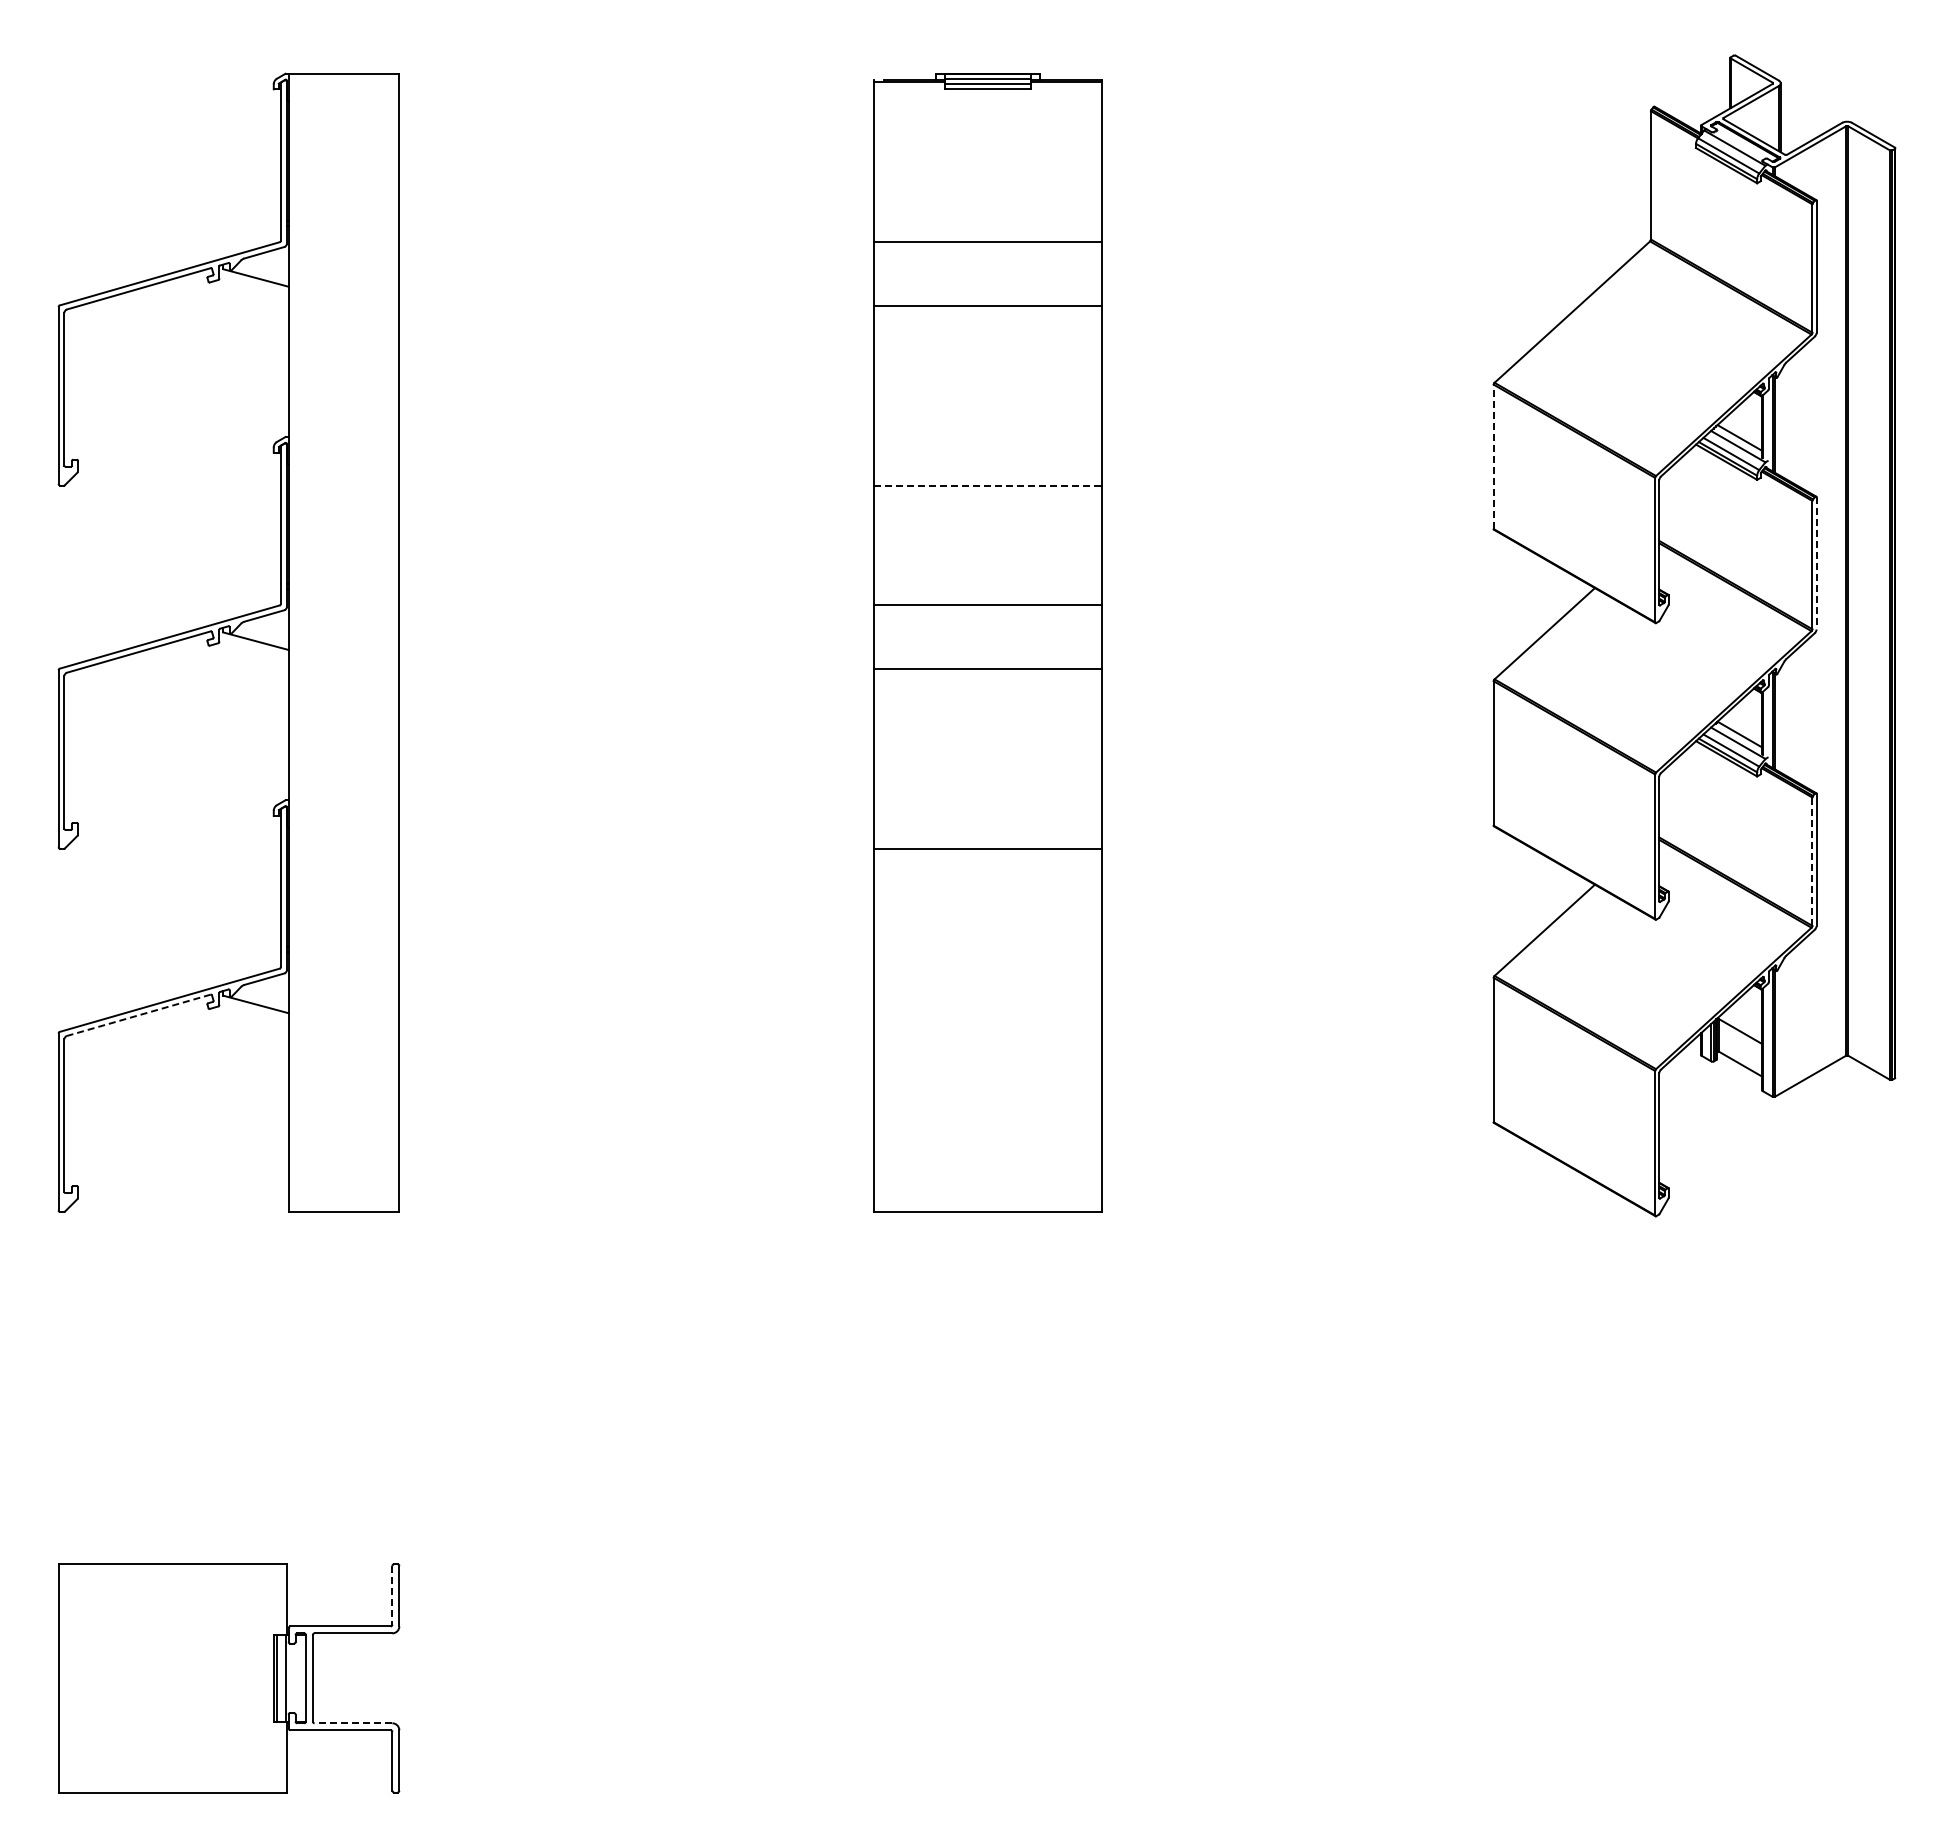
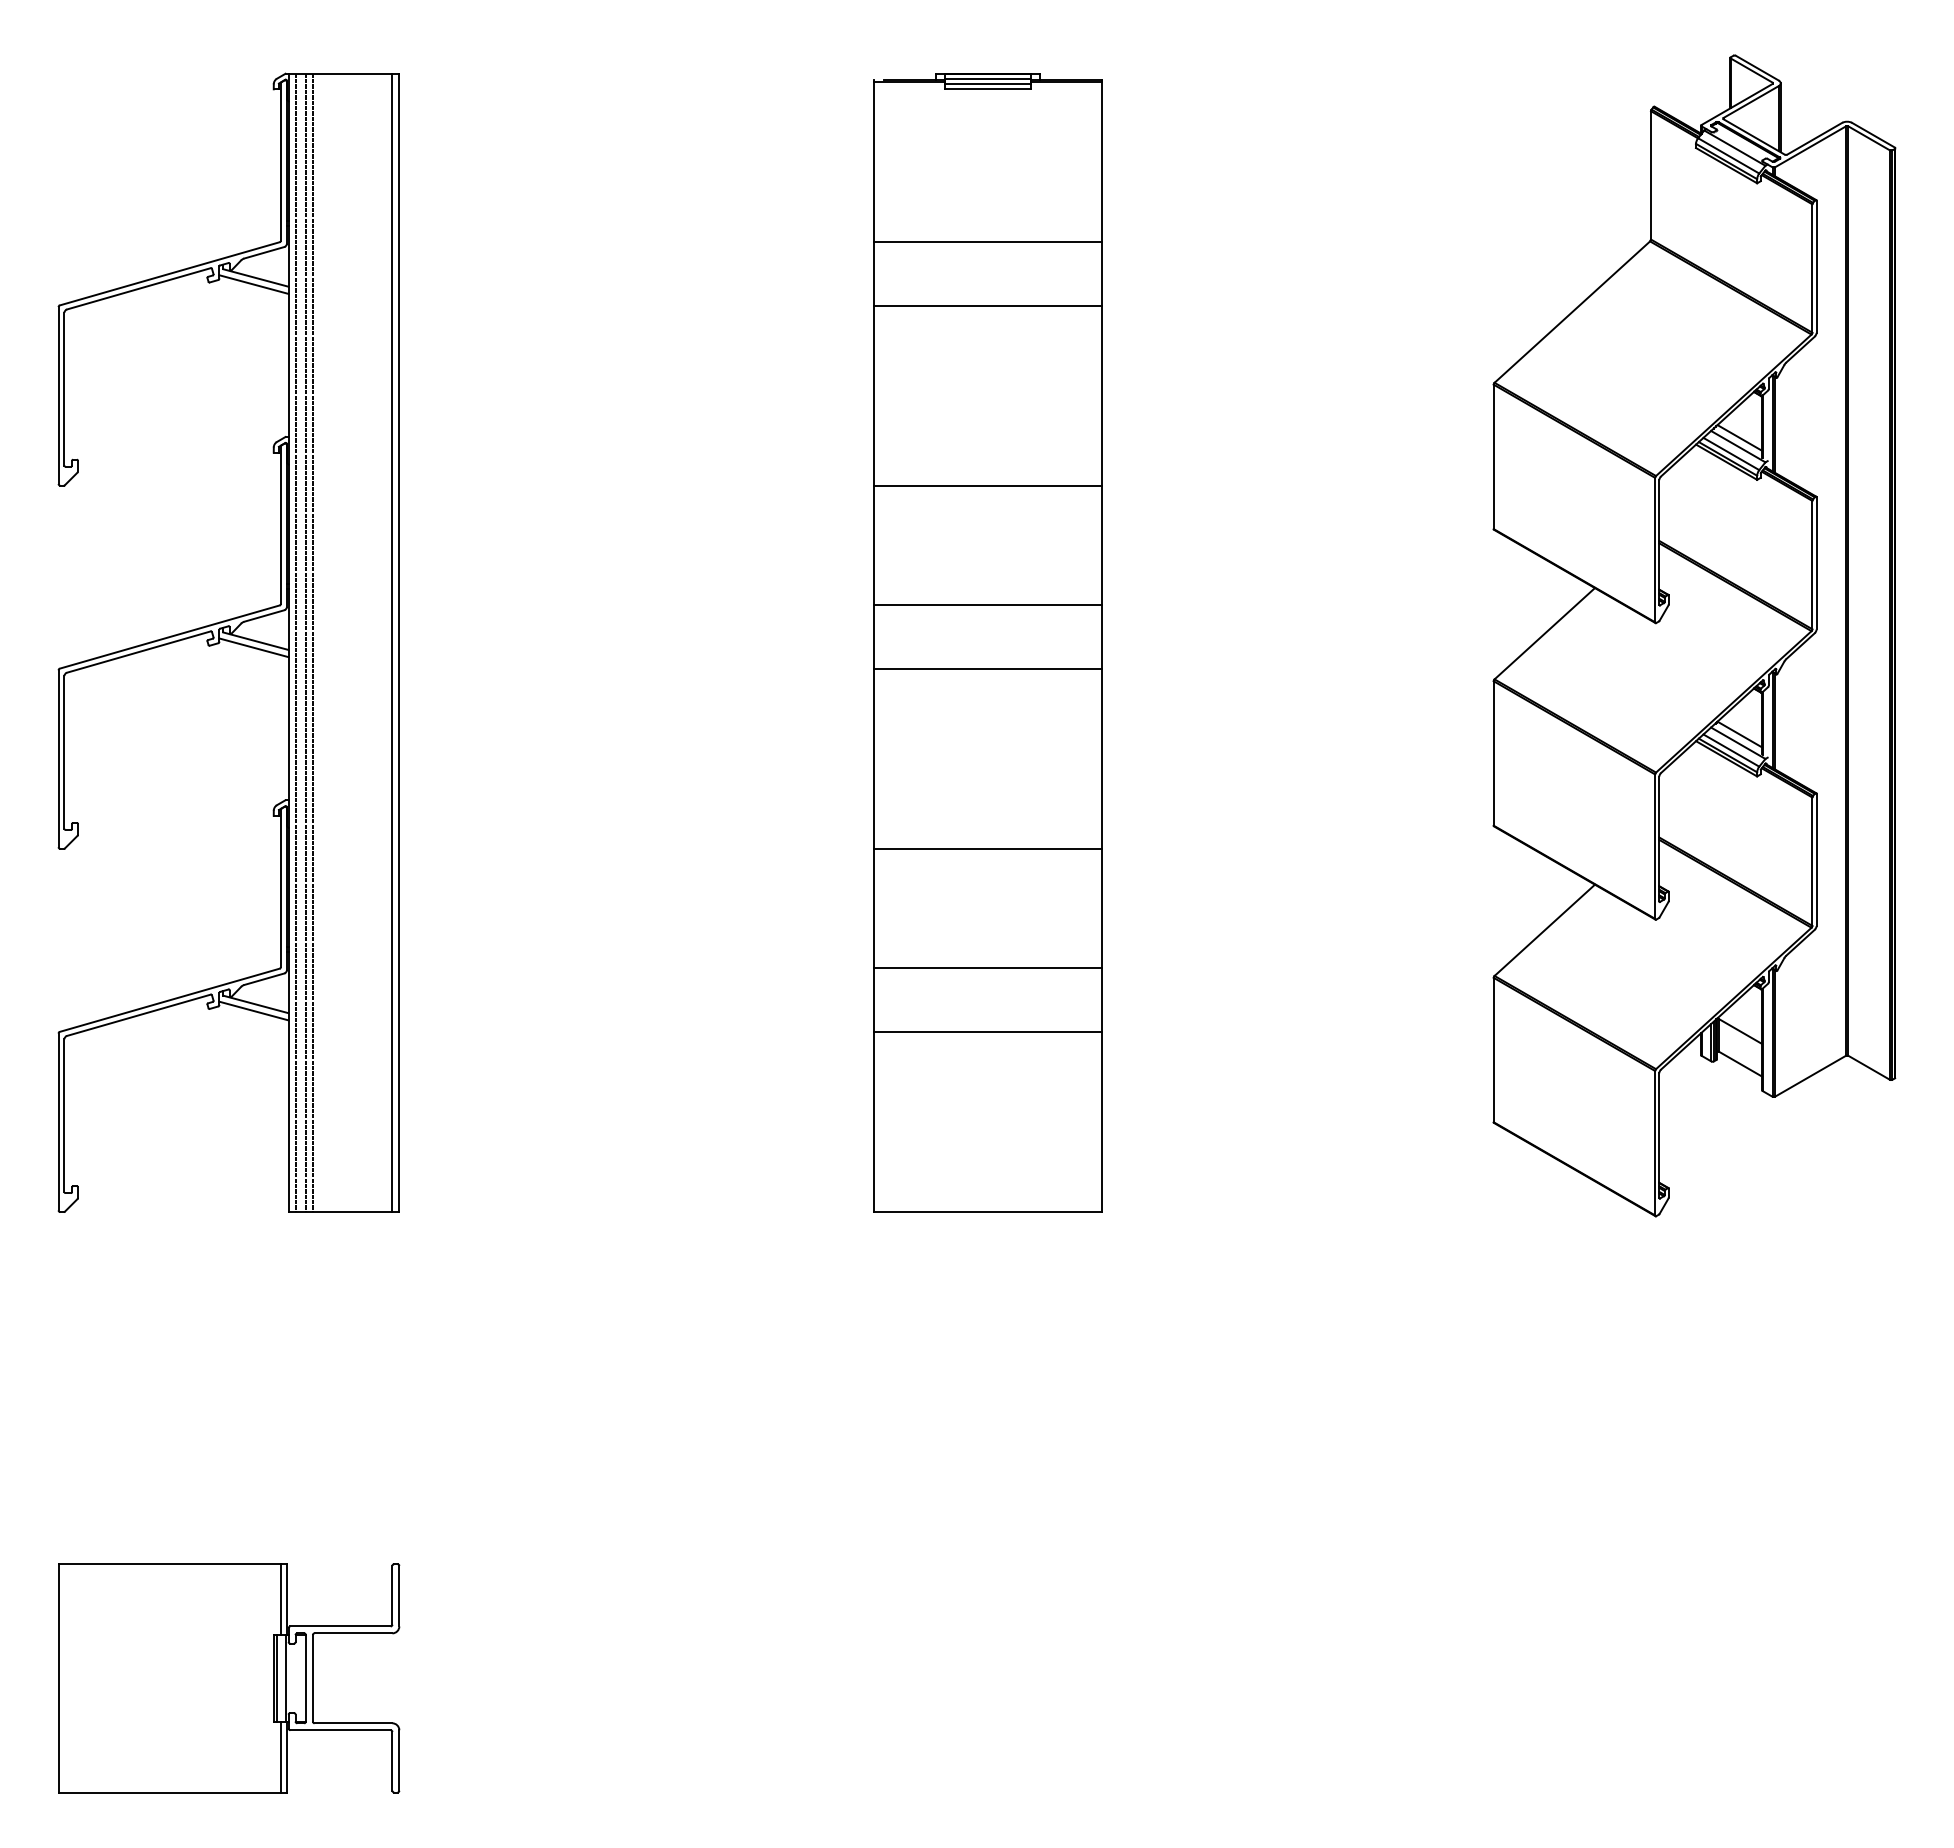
line: none -> present (253, 284)
line: dashed -> solid (1493, 456)
line: dashed -> solid (988, 485)
line: dashed -> solid (1816, 563)
line: none -> present (295, 642)
line: none -> present (305, 642)
line: none -> present (312, 642)
line: none -> present (392, 642)
line: none -> present (253, 647)
line: dashed -> solid (1812, 861)
line: none -> present (987, 968)
line: none -> present (253, 1010)
line: dashed -> solid (138, 1015)
line: none -> present (987, 1032)
line: dashed -> solid (392, 1595)
line: none -> present (281, 1599)
line: dashed -> solid (353, 1723)
line: none -> present (281, 1756)
